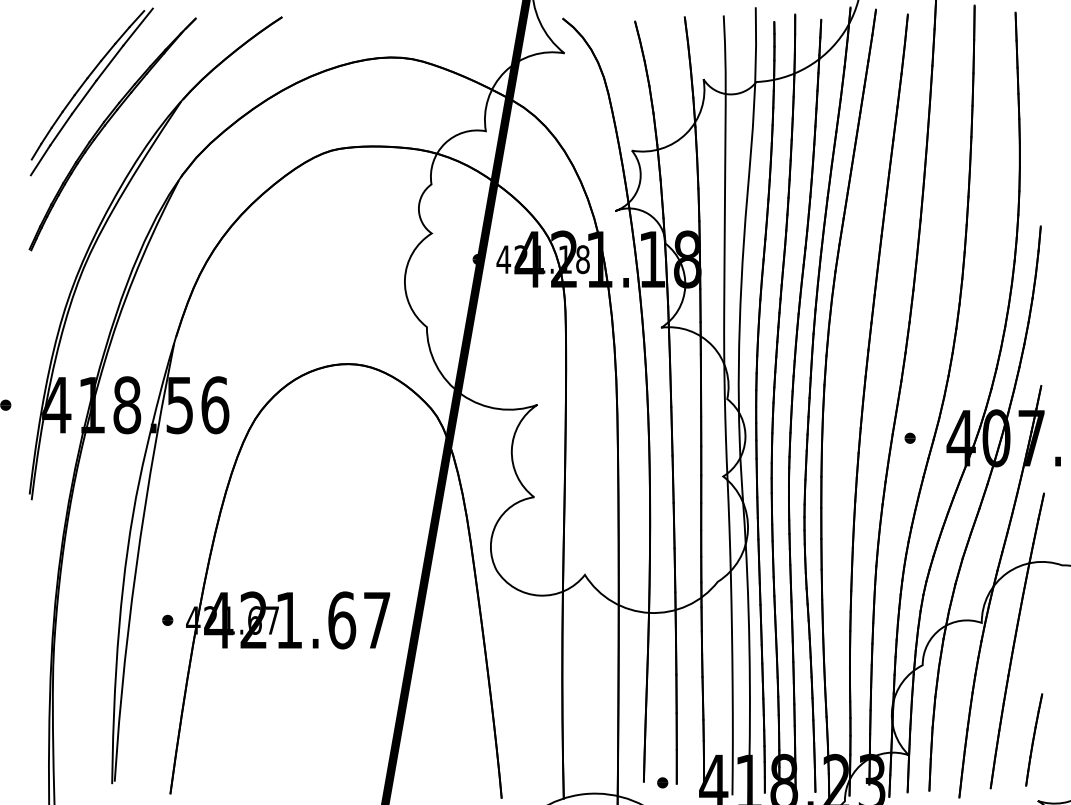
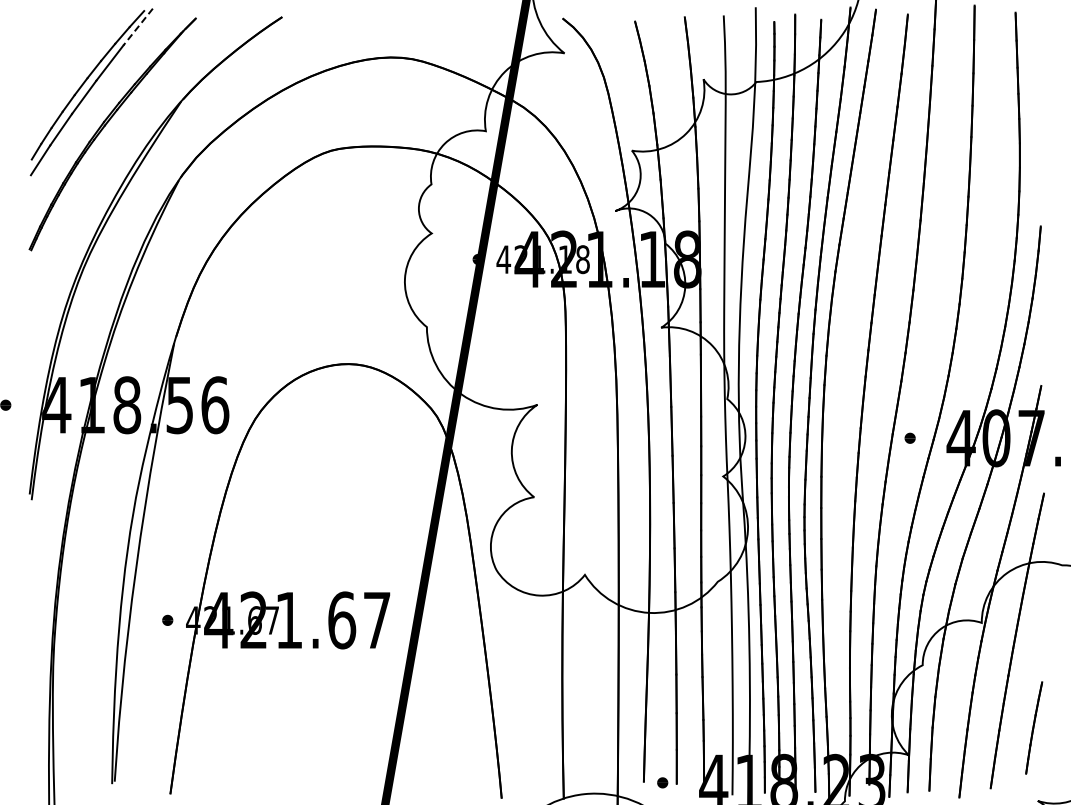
line: solid -> dashed (138, 27)
line position: (1034, 739) -> (1034, 727) (1034, 727)
